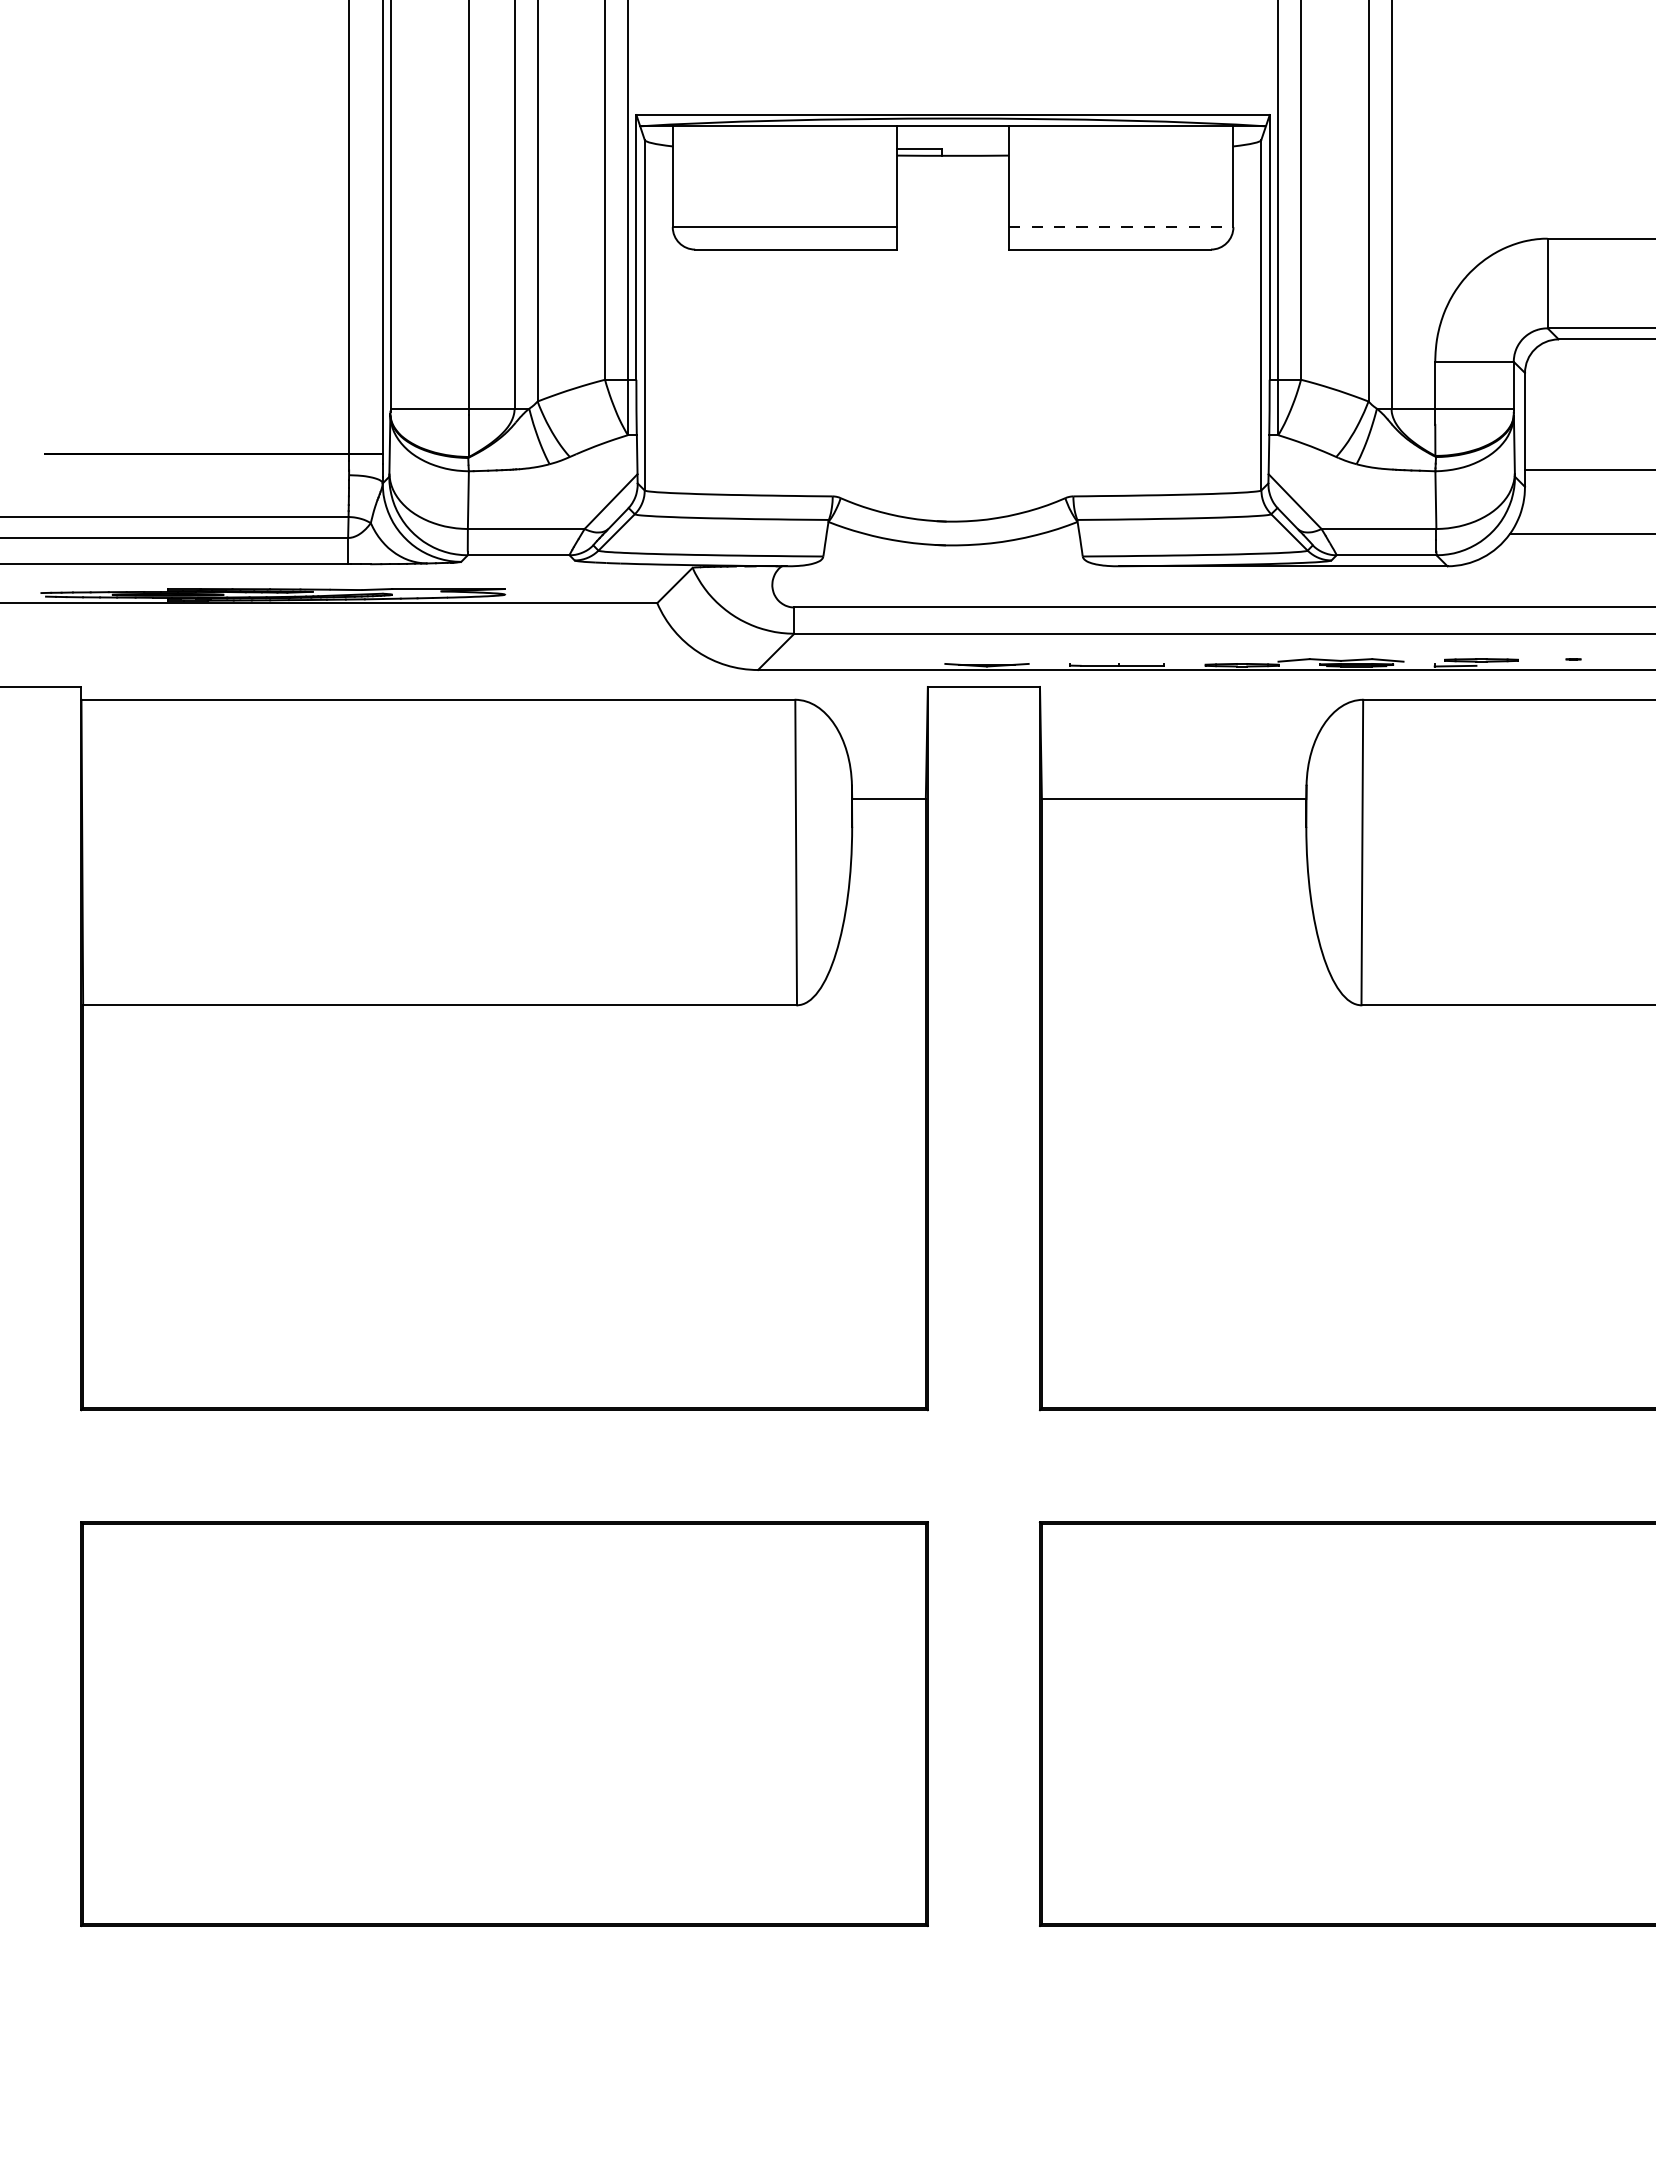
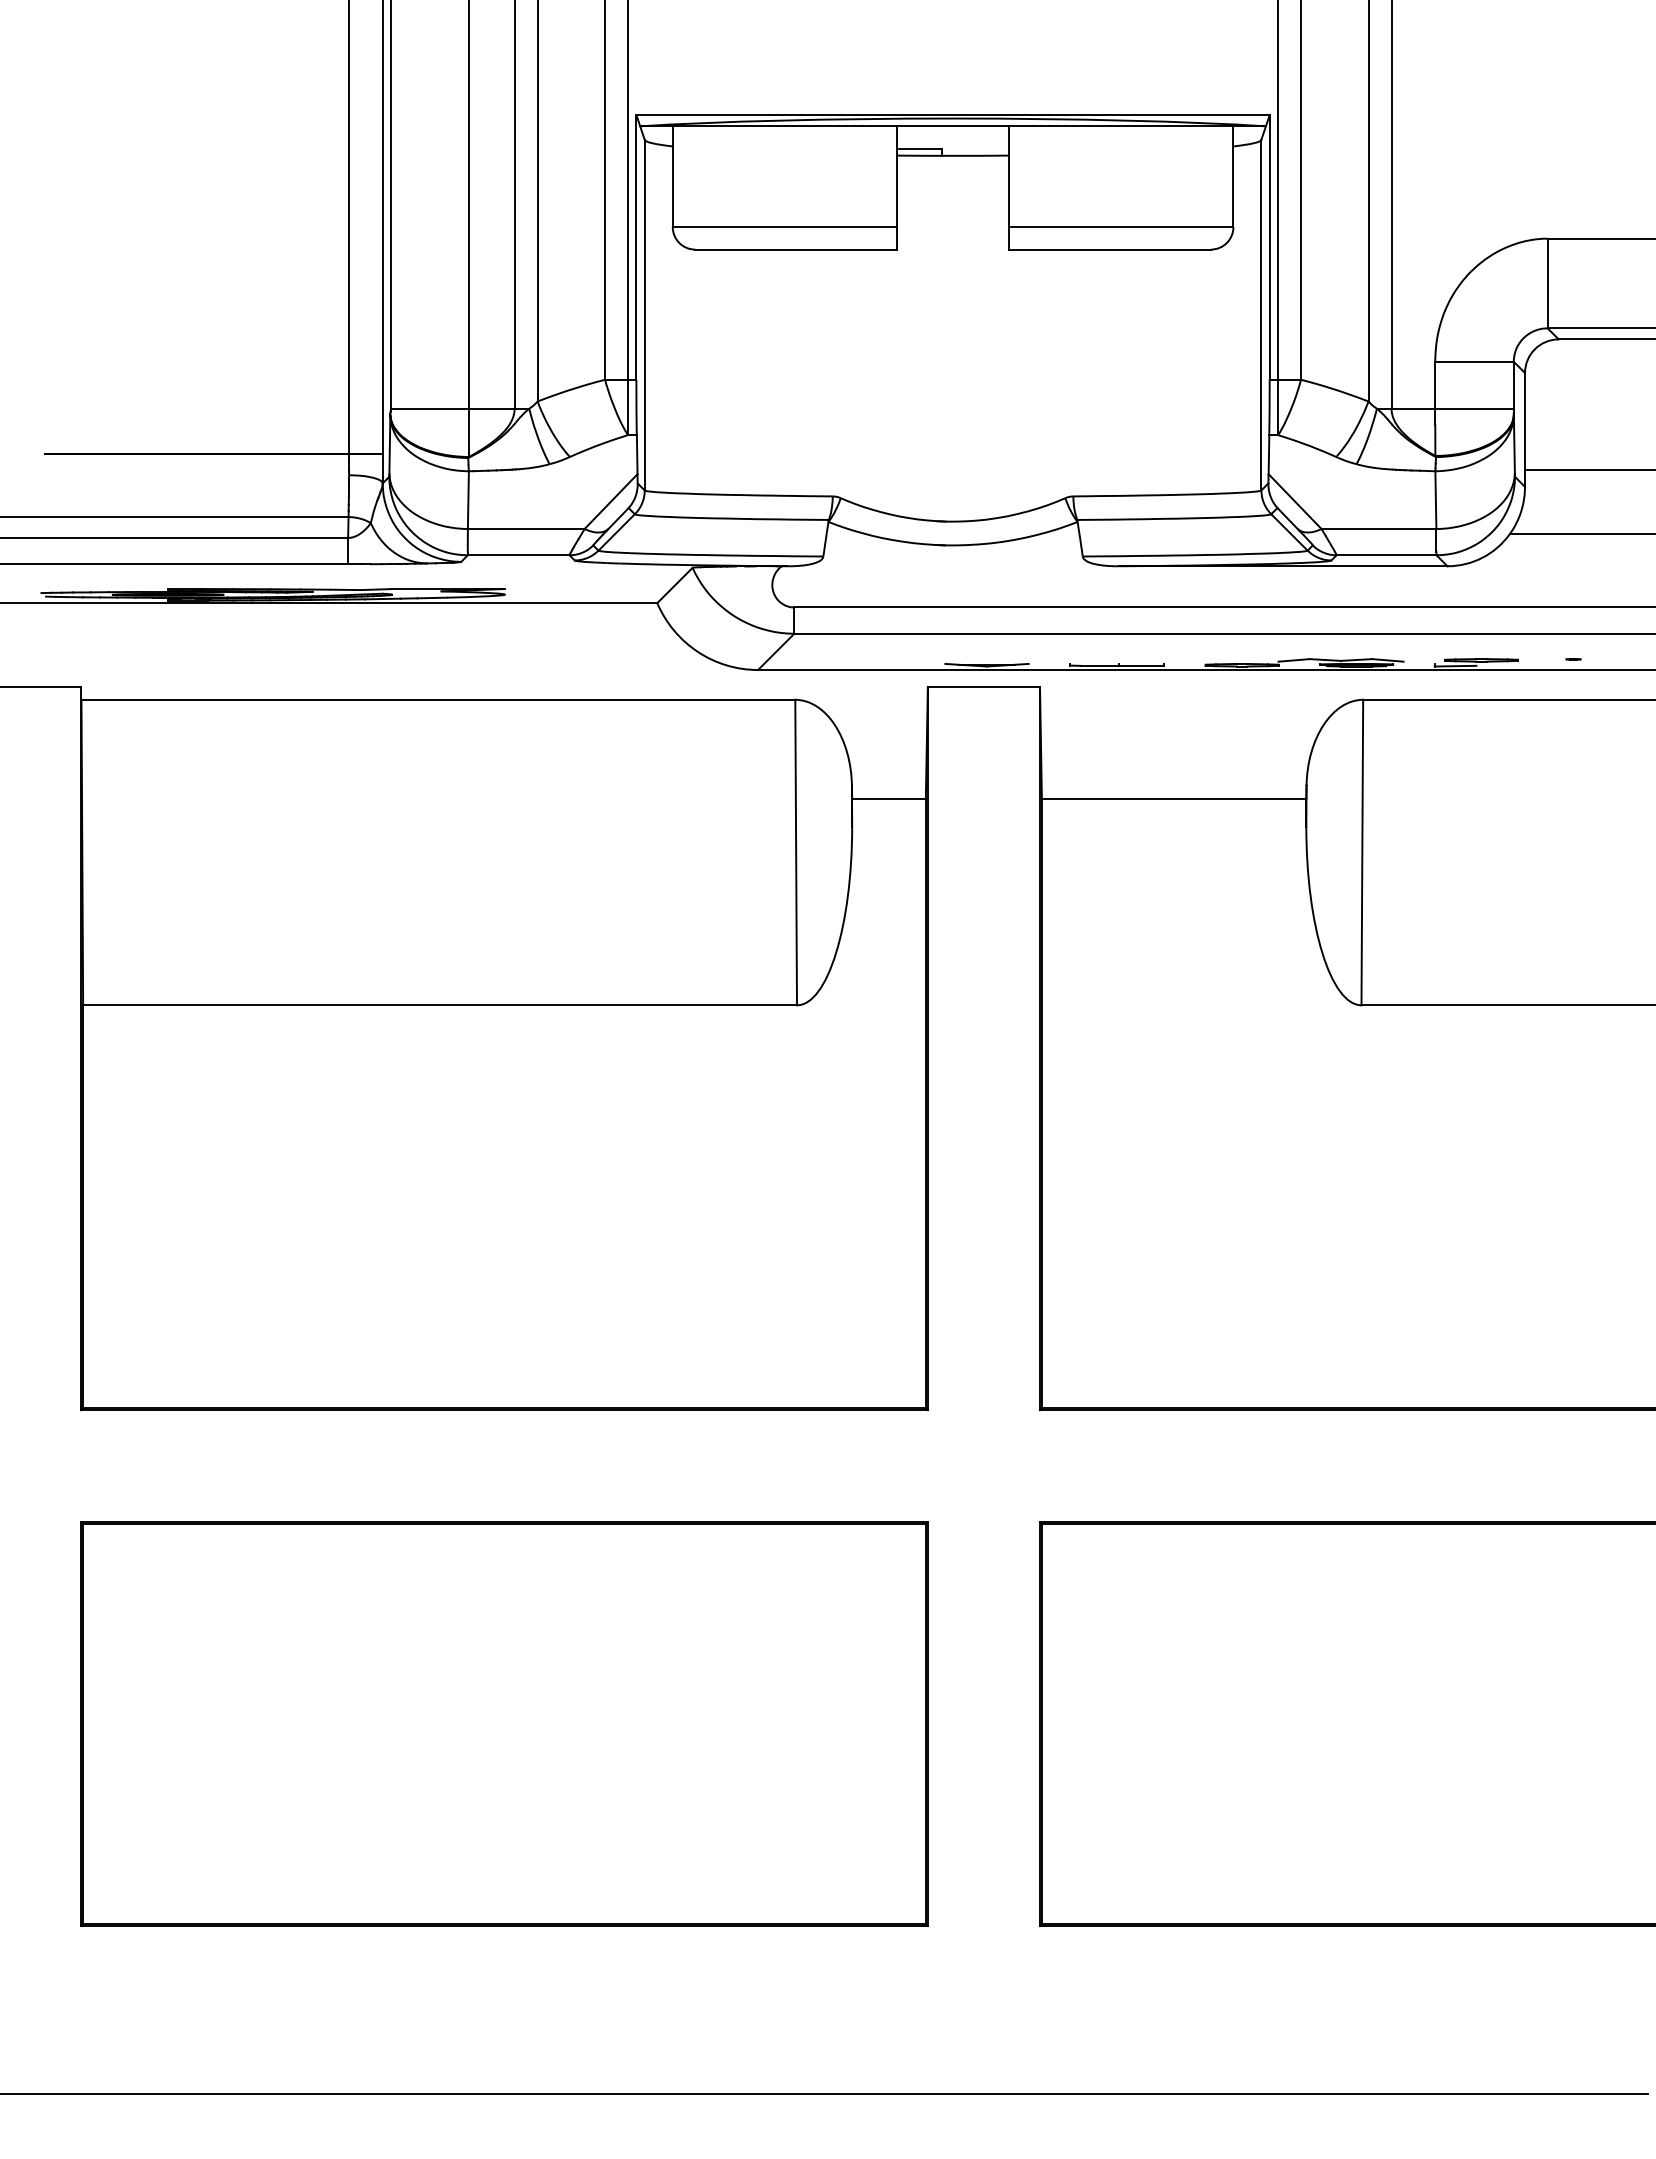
line: dashed -> solid (1121, 227)
line: none -> present (825, 2094)
